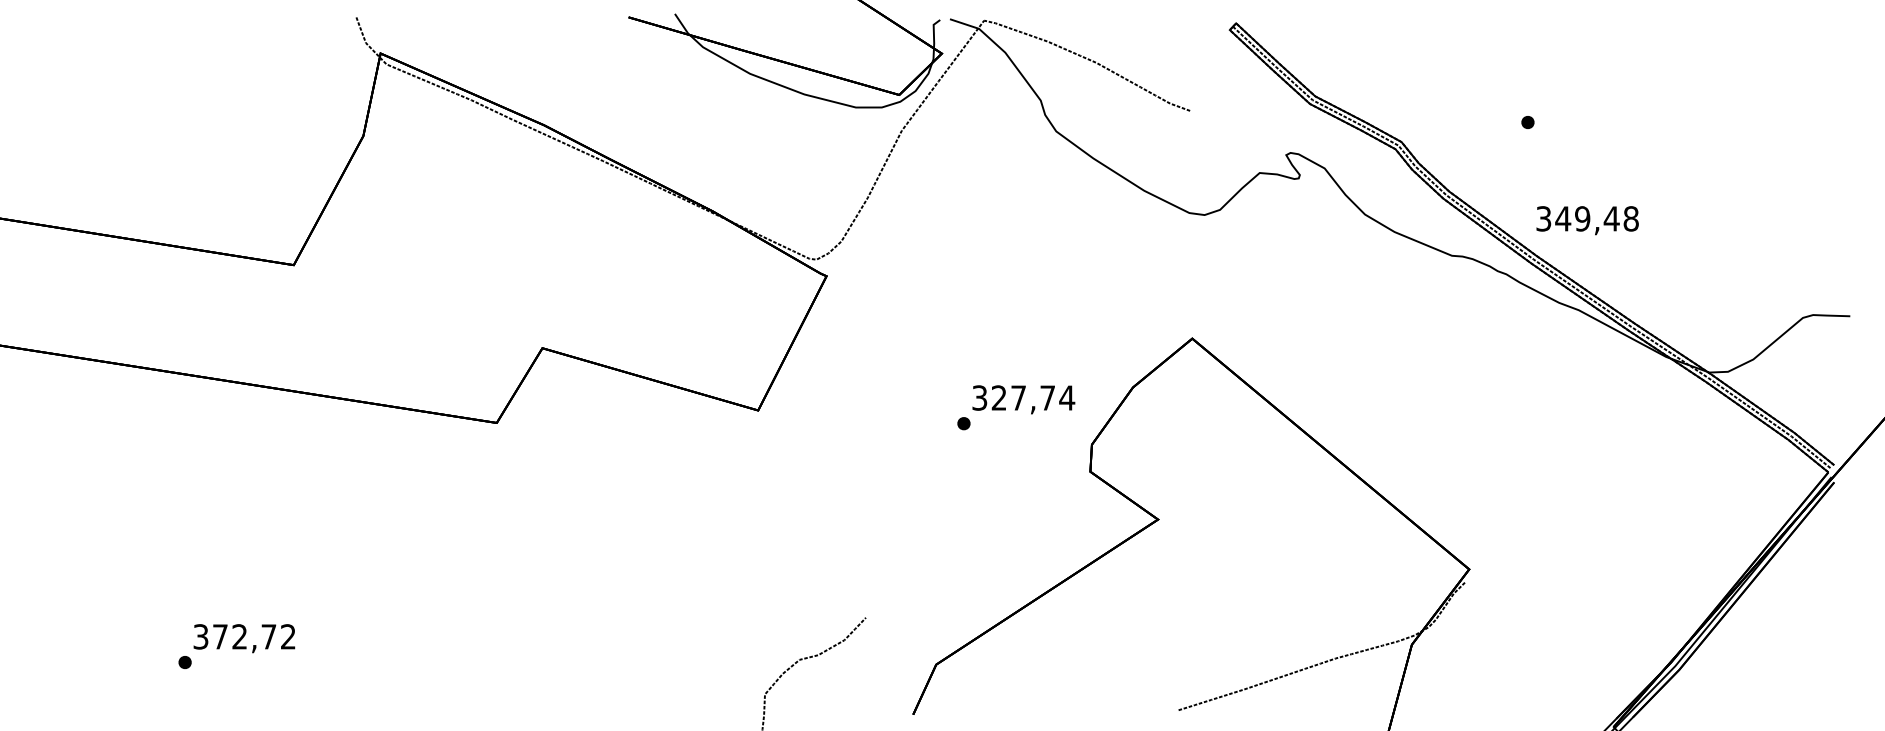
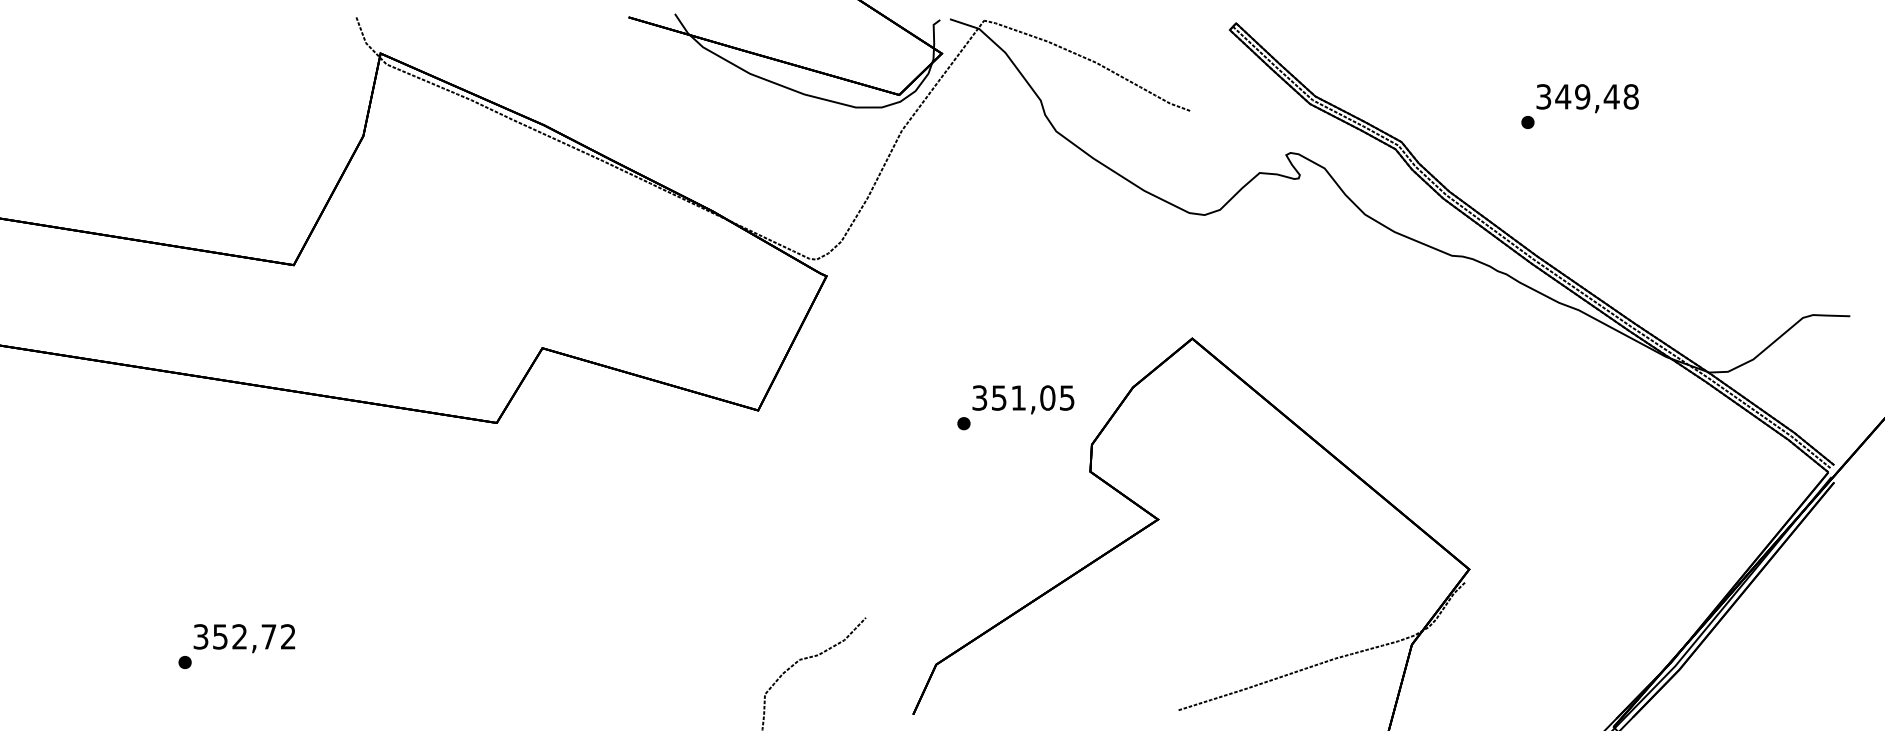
text position: (1587, 220) -> (1587, 98) (1587, 98)
text: 327,74 -> 351,05 (1033, 397)
text: 372,72 -> 352,72 (220, 636)
